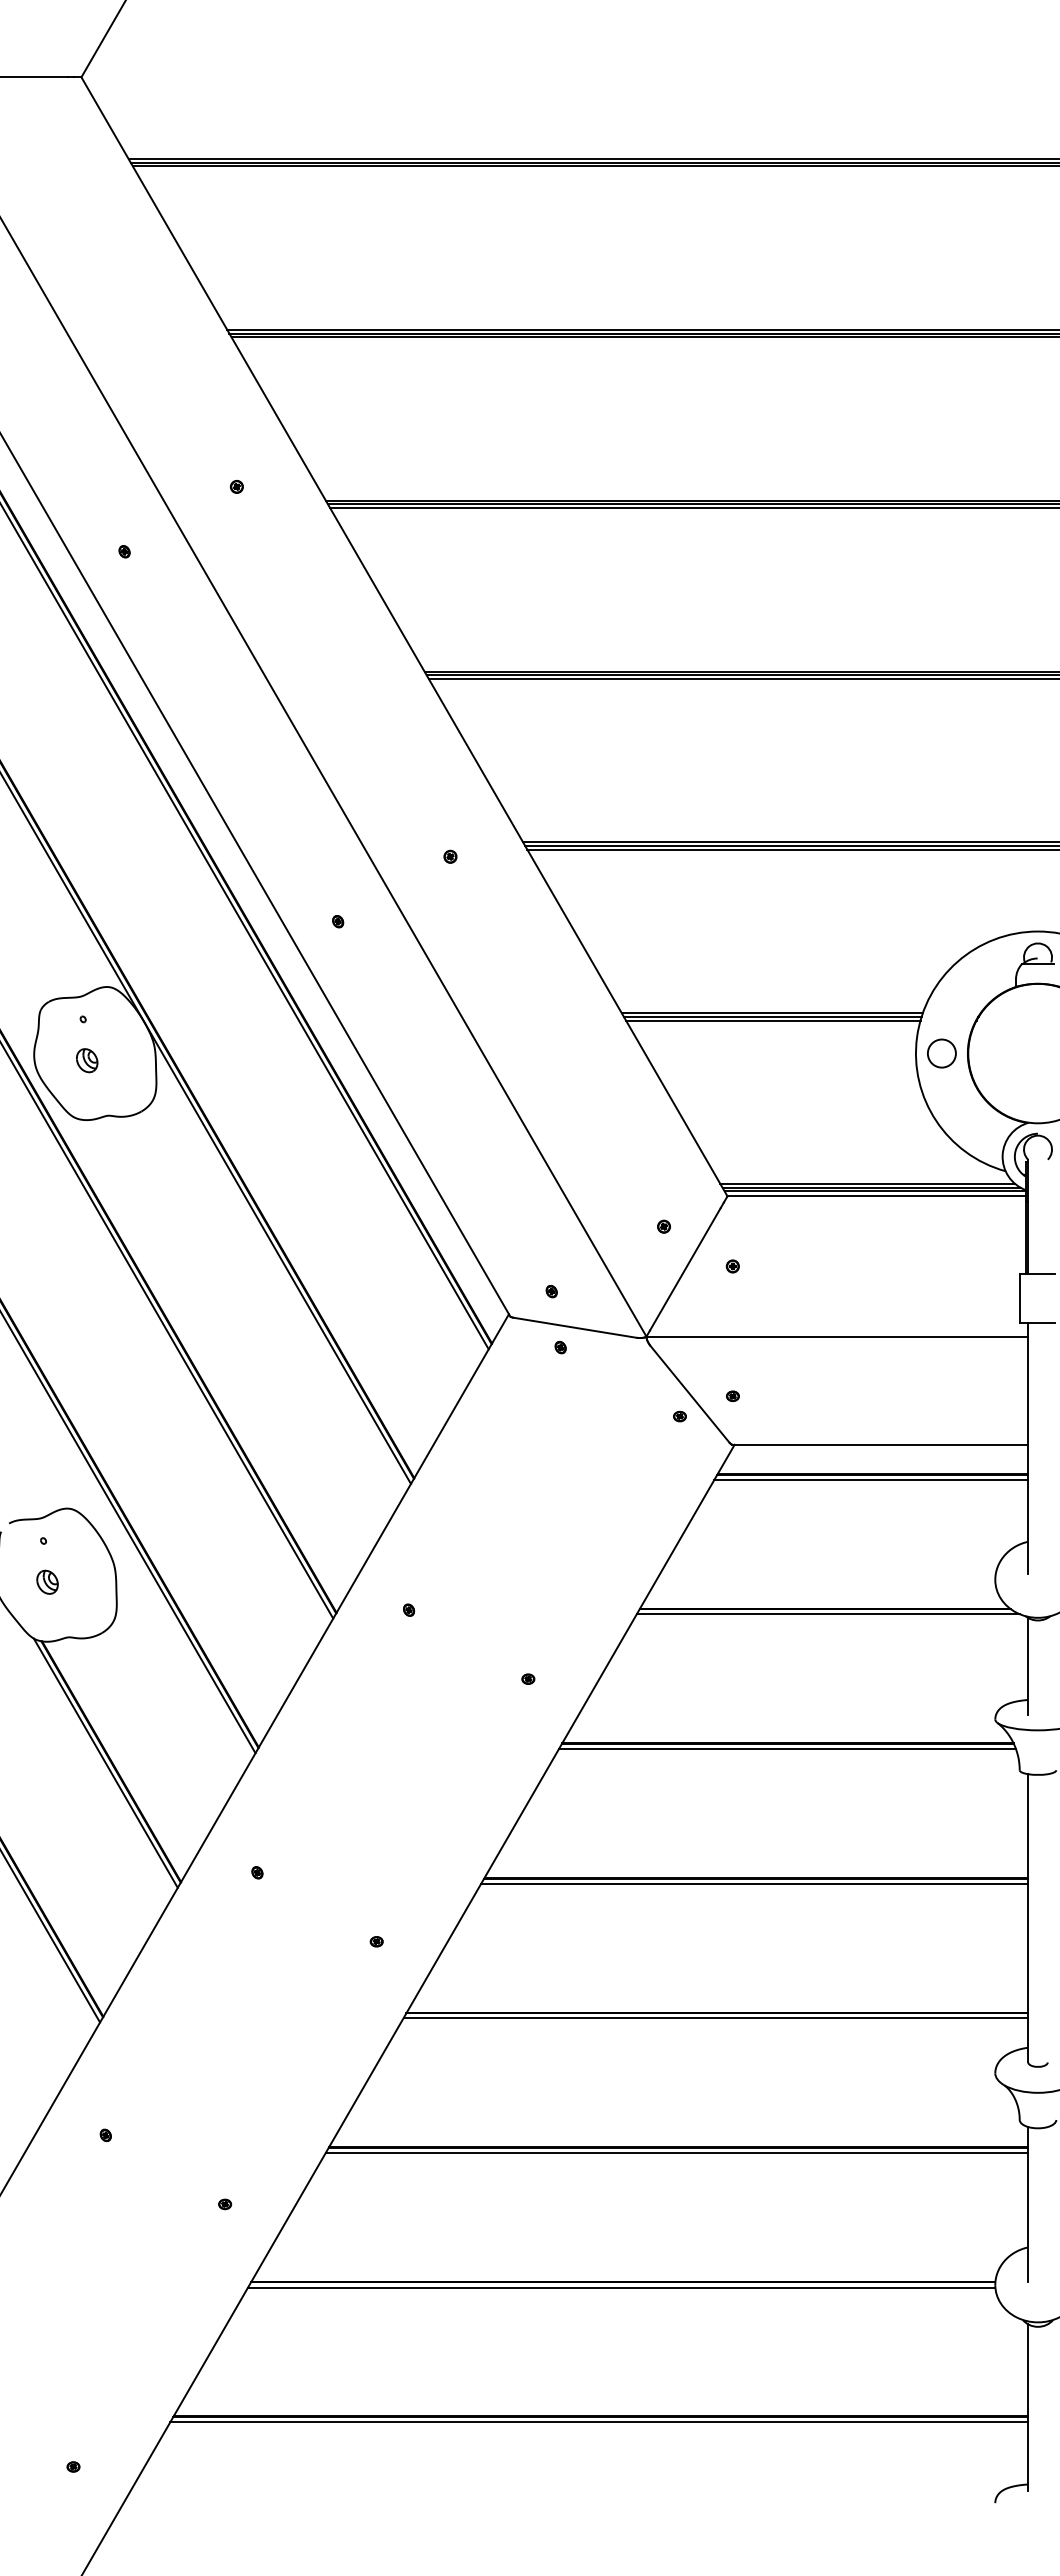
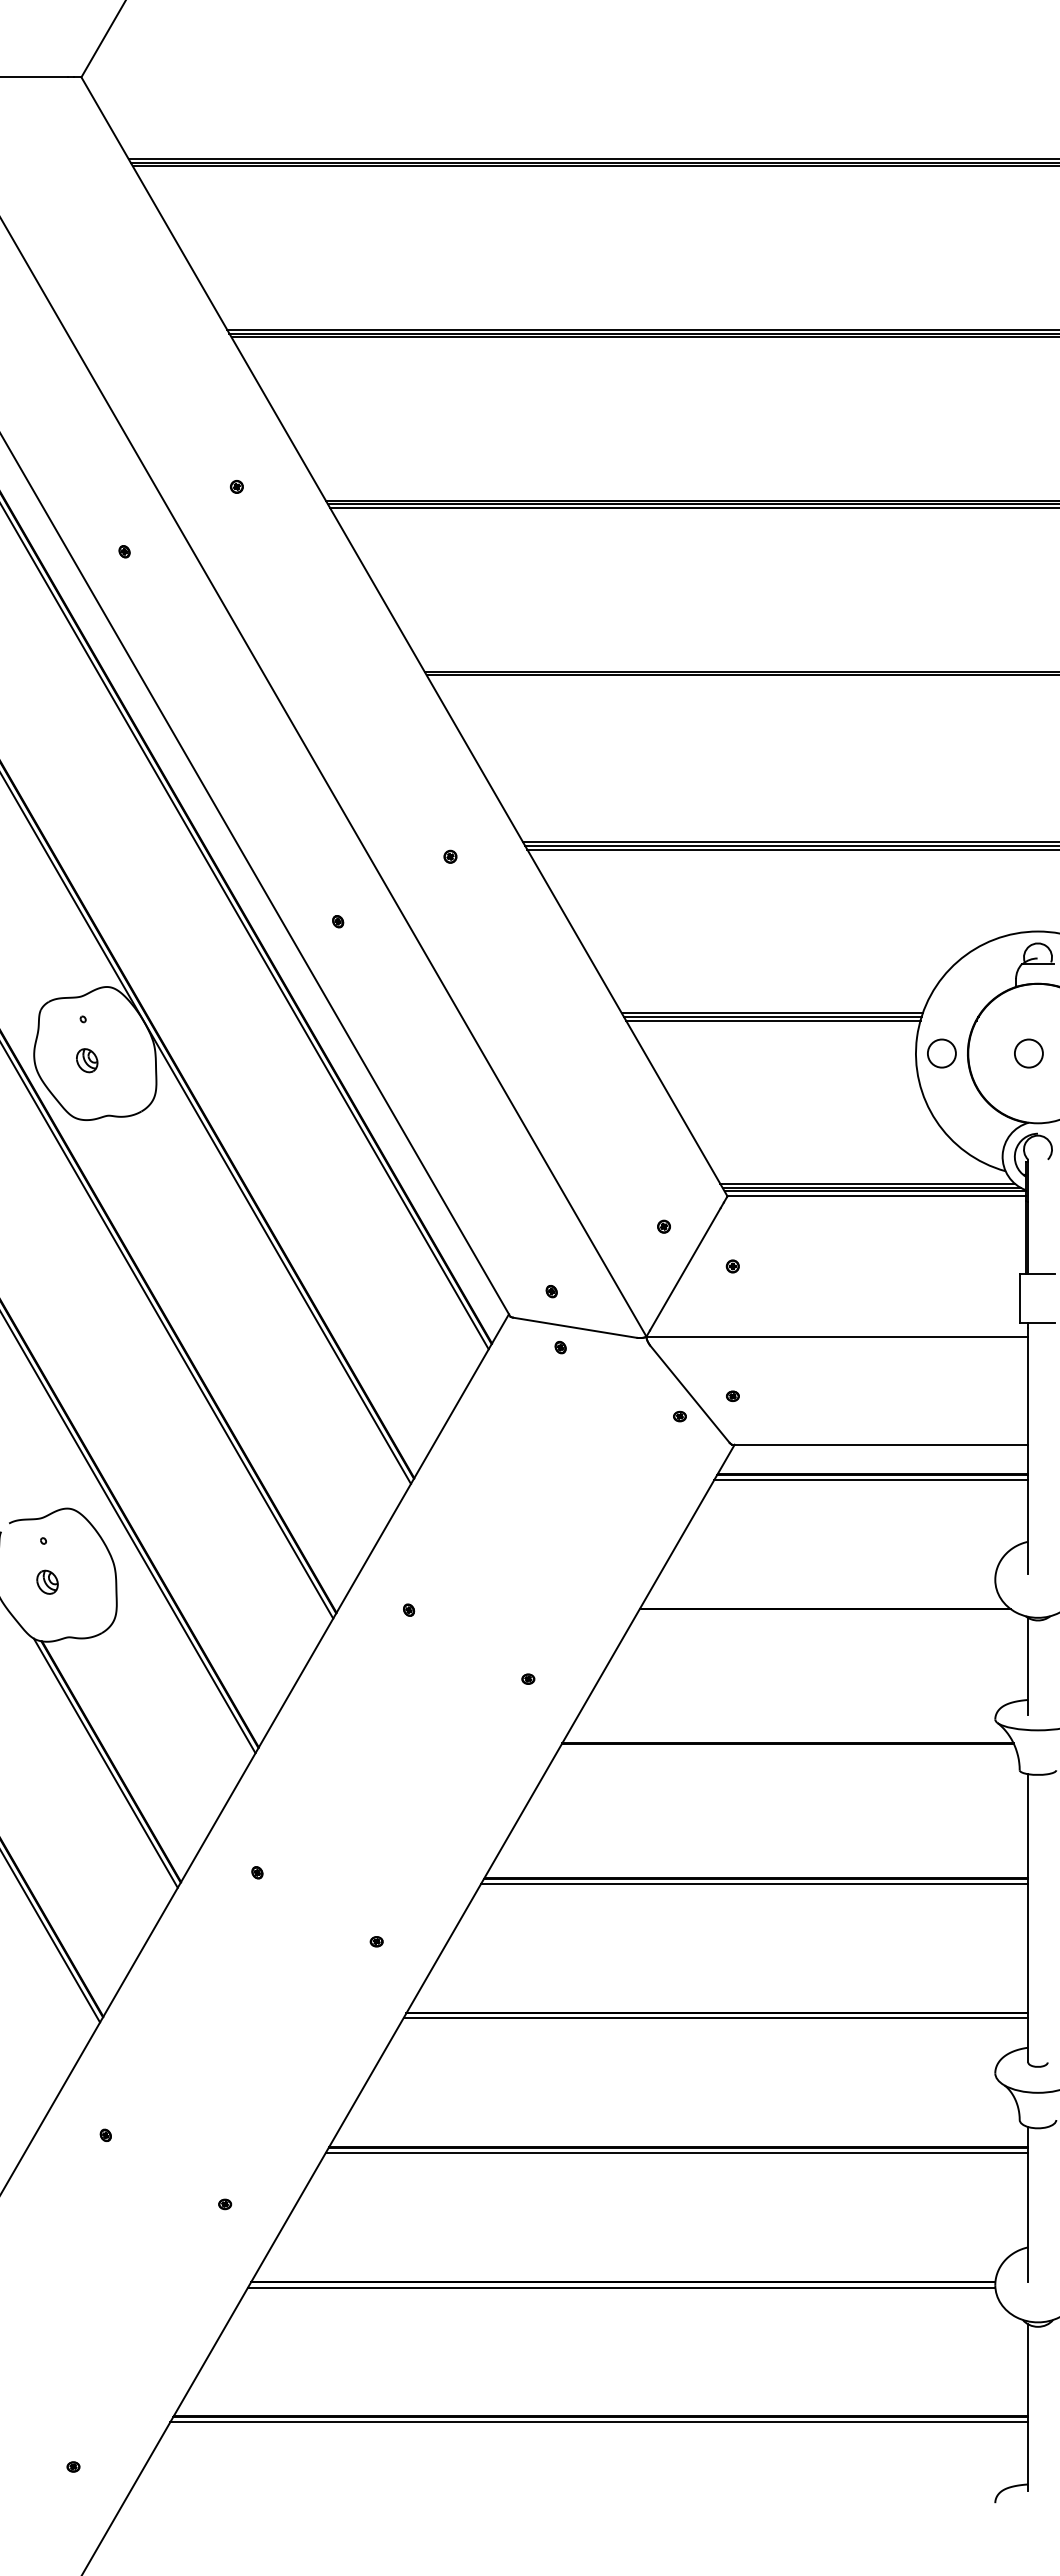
line: present -> none (742, 678)
circle: none -> present (1028, 1053)
line: present -> none (828, 1614)
line: present -> none (787, 1749)
